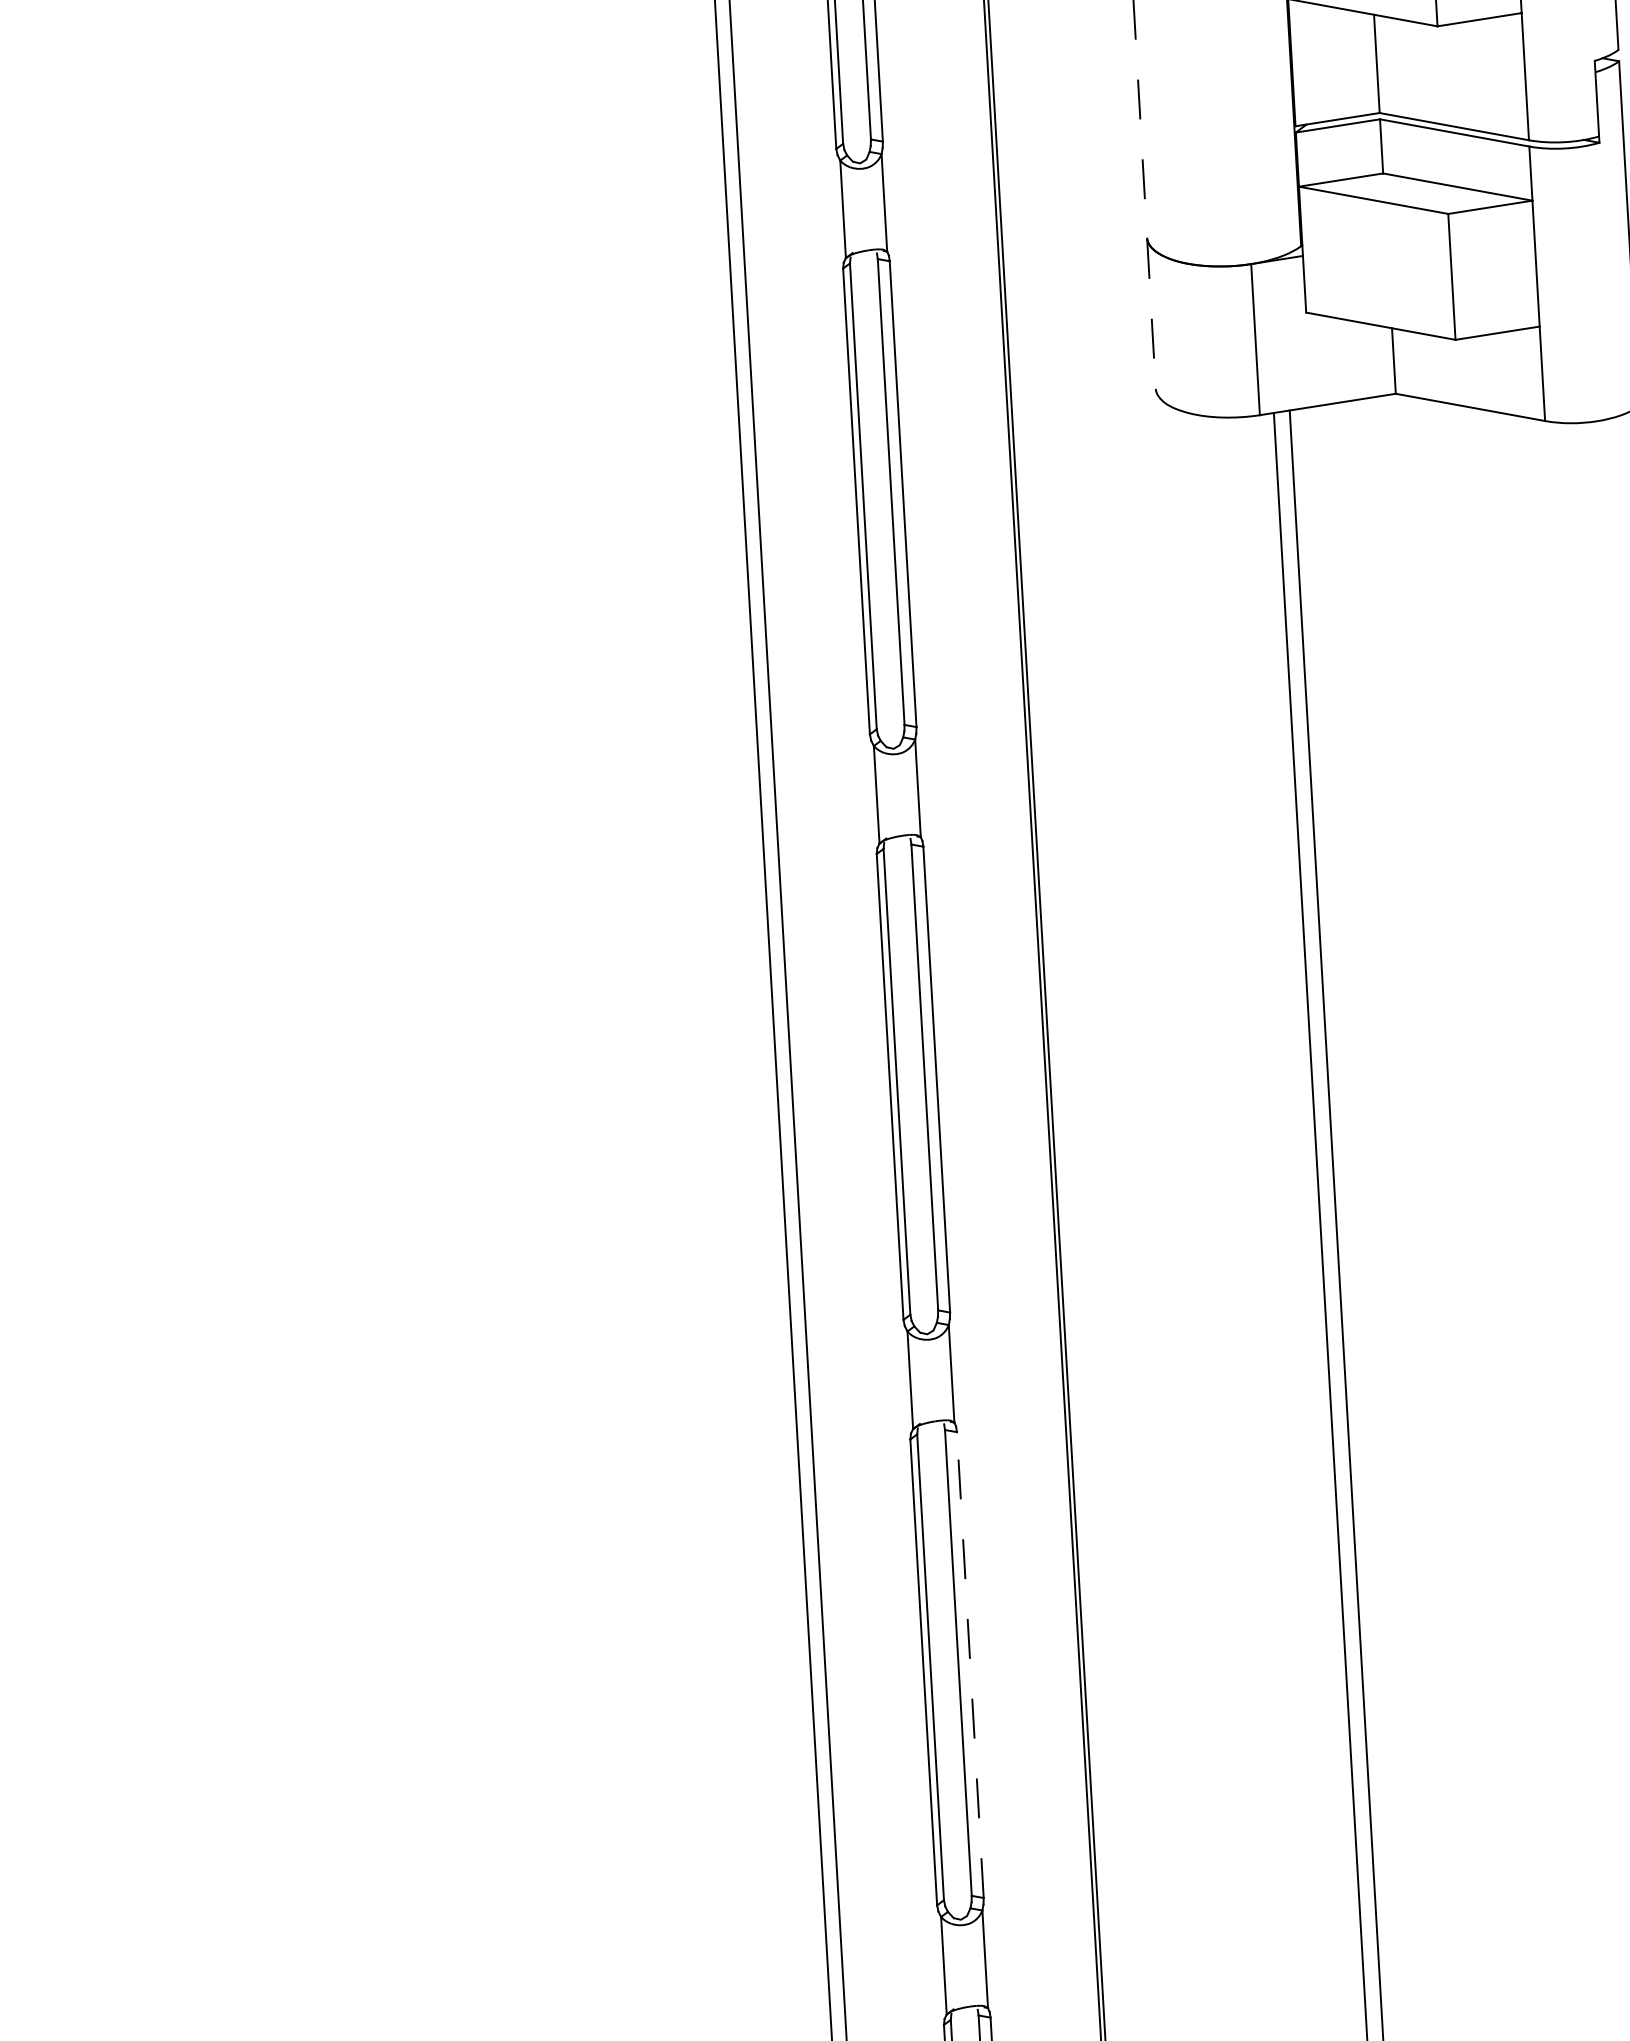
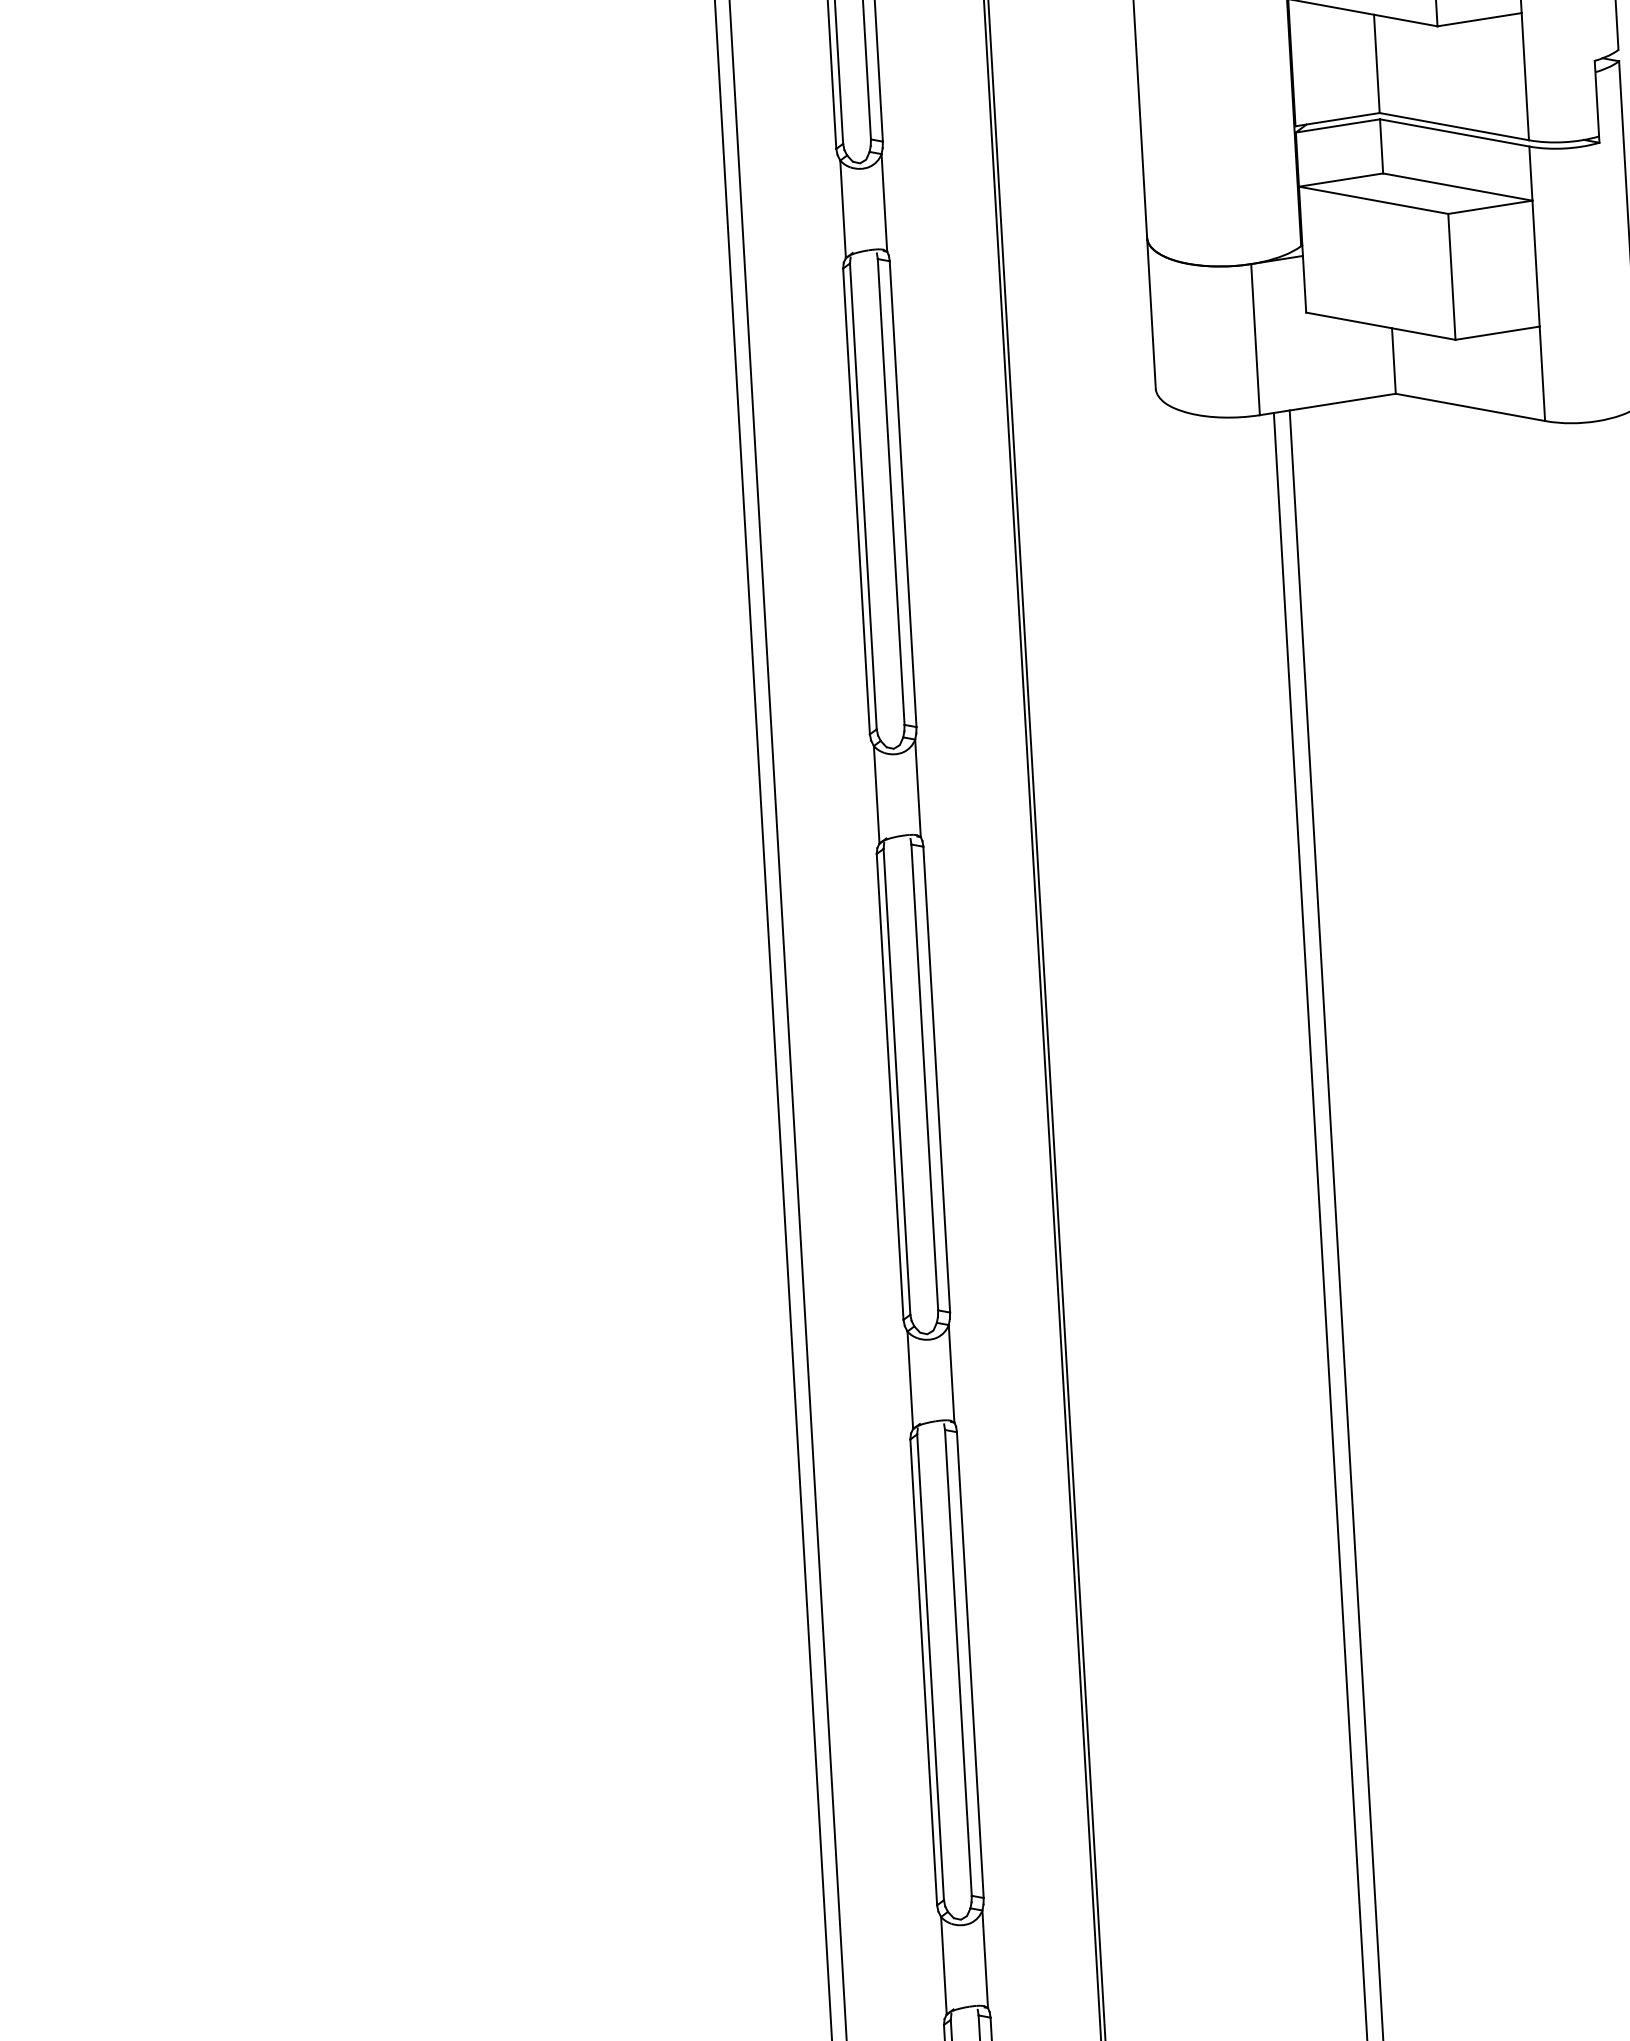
line: dashed -> solid (1144, 194)
line: dashed -> solid (970, 1664)
